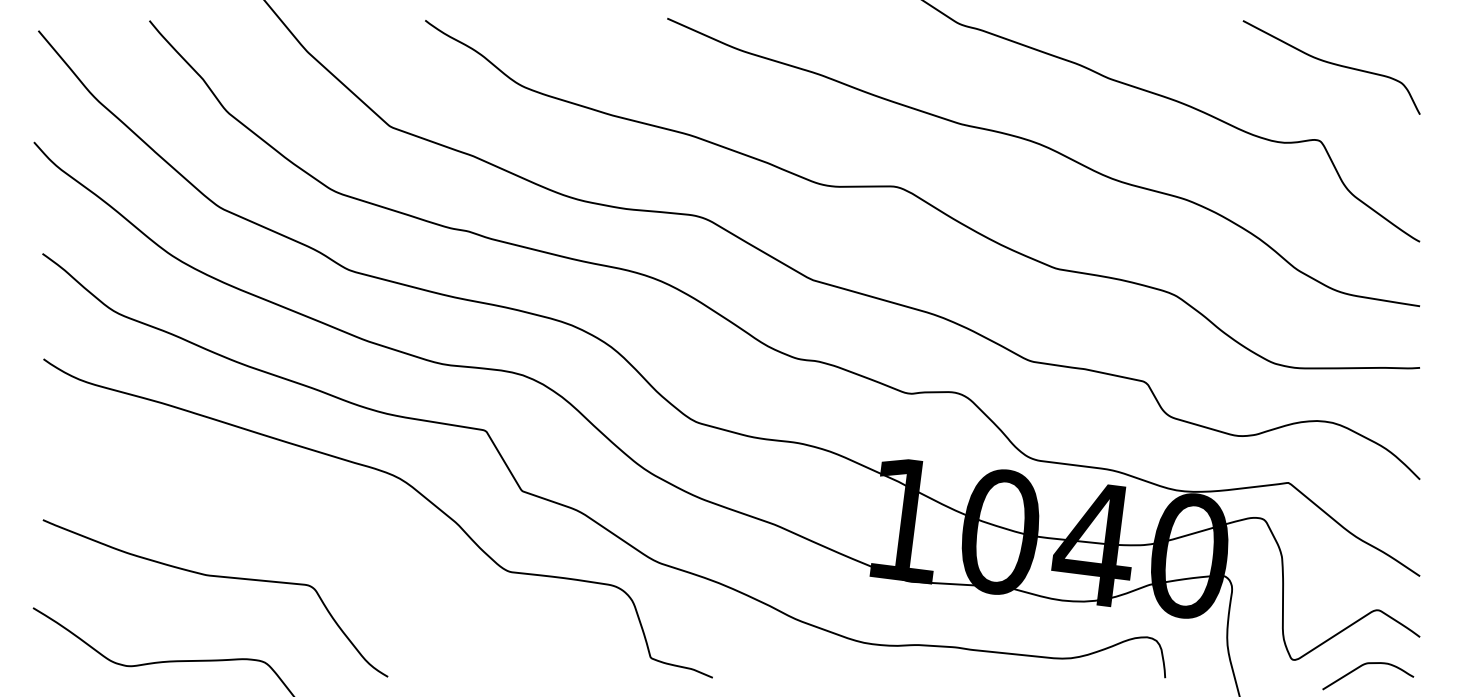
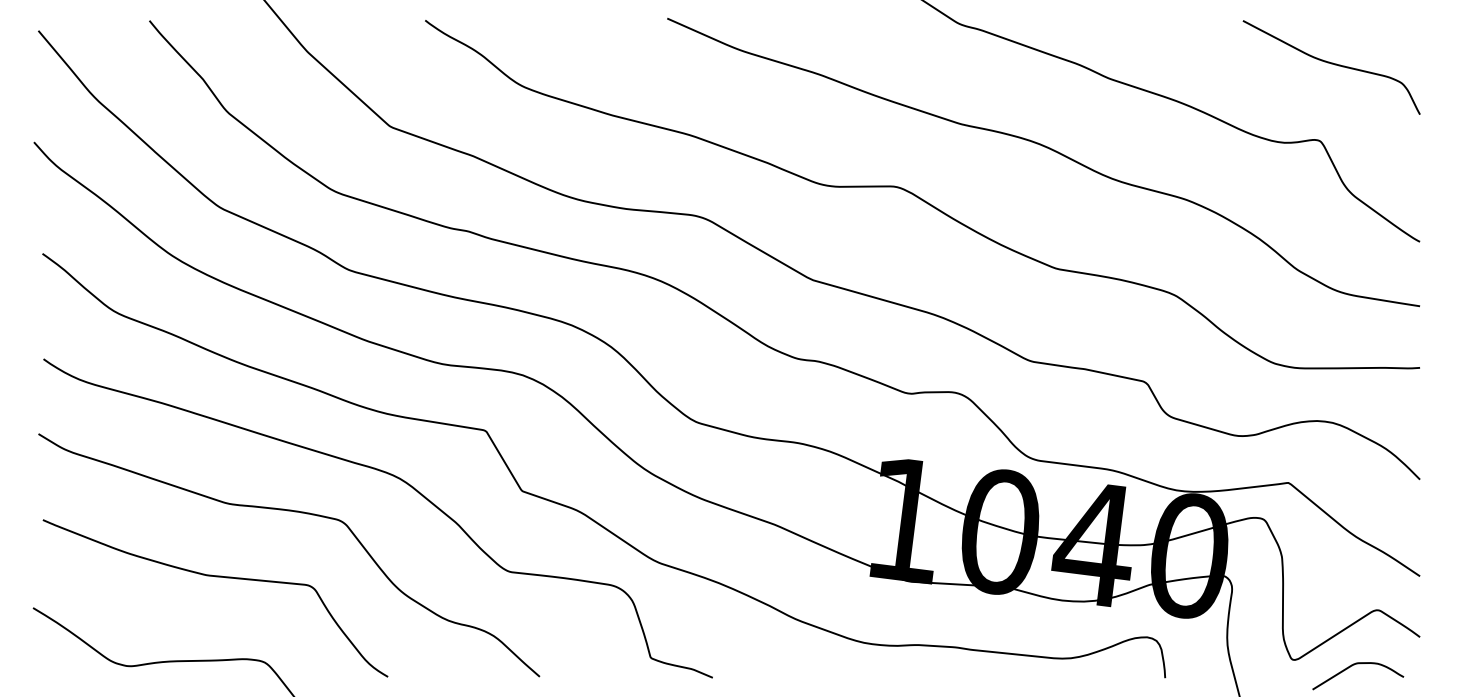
curve: none -> present (294, 512)
curve position: (1362, 666) -> (1352, 666) (1352, 666)
